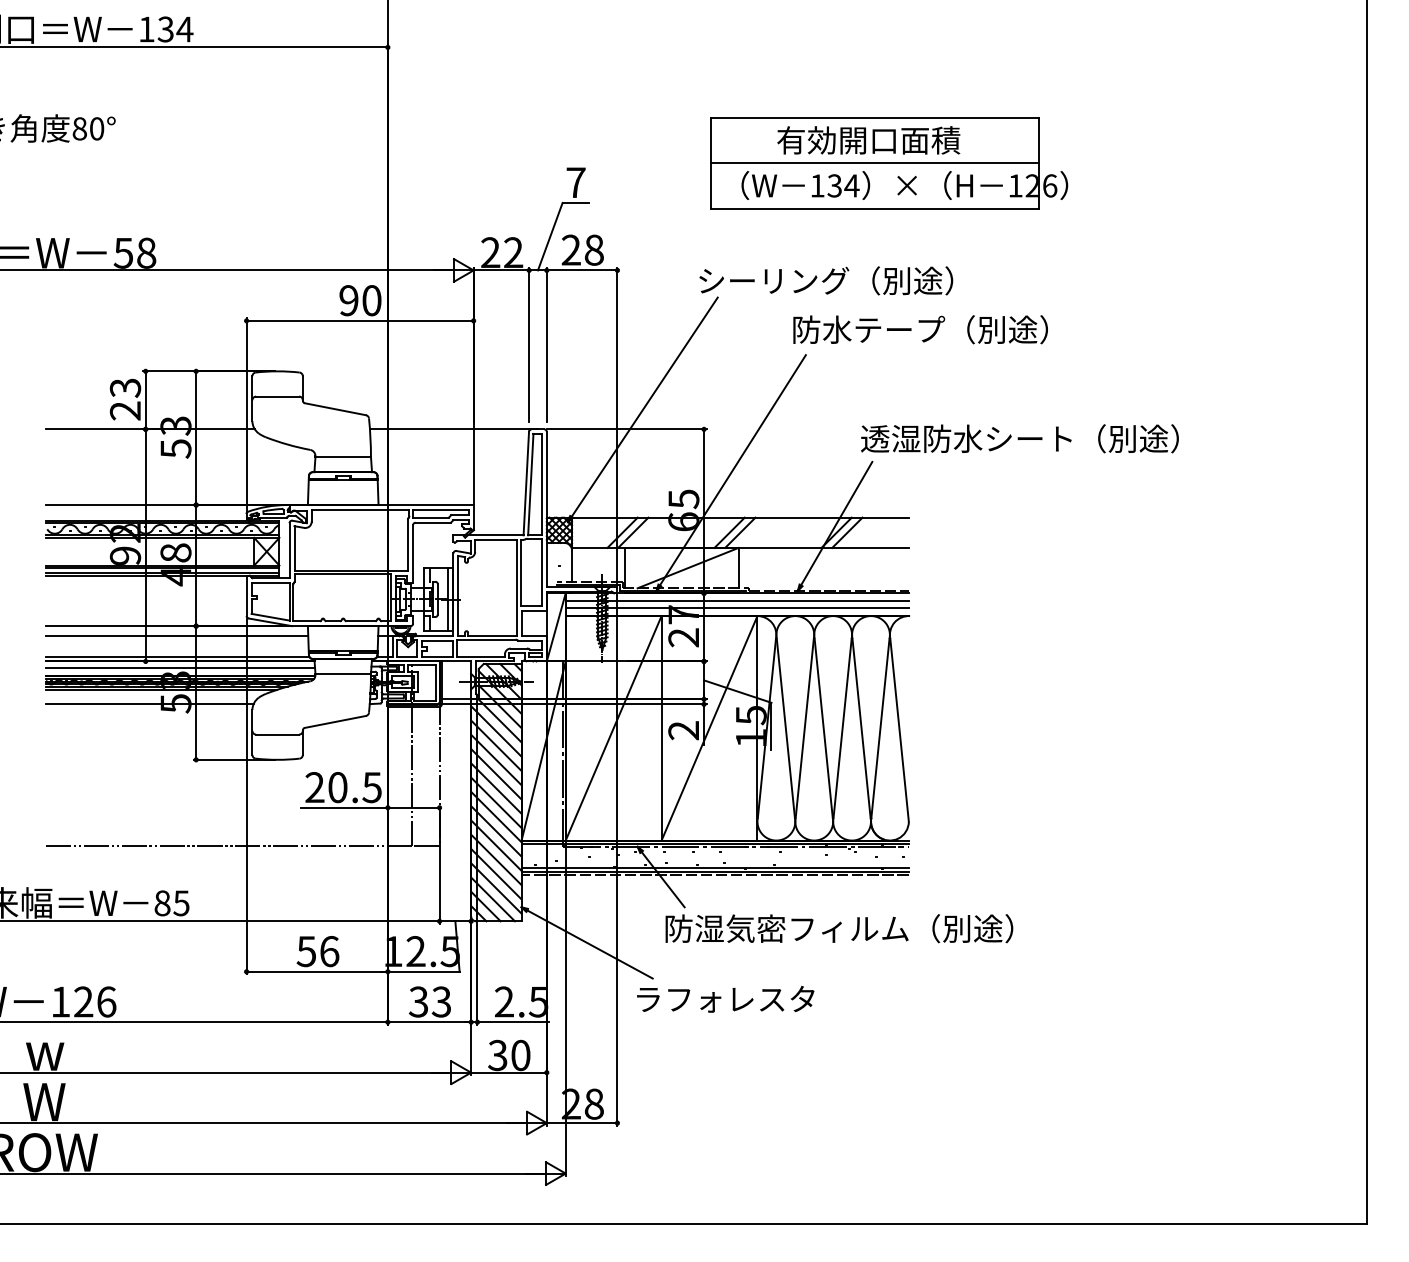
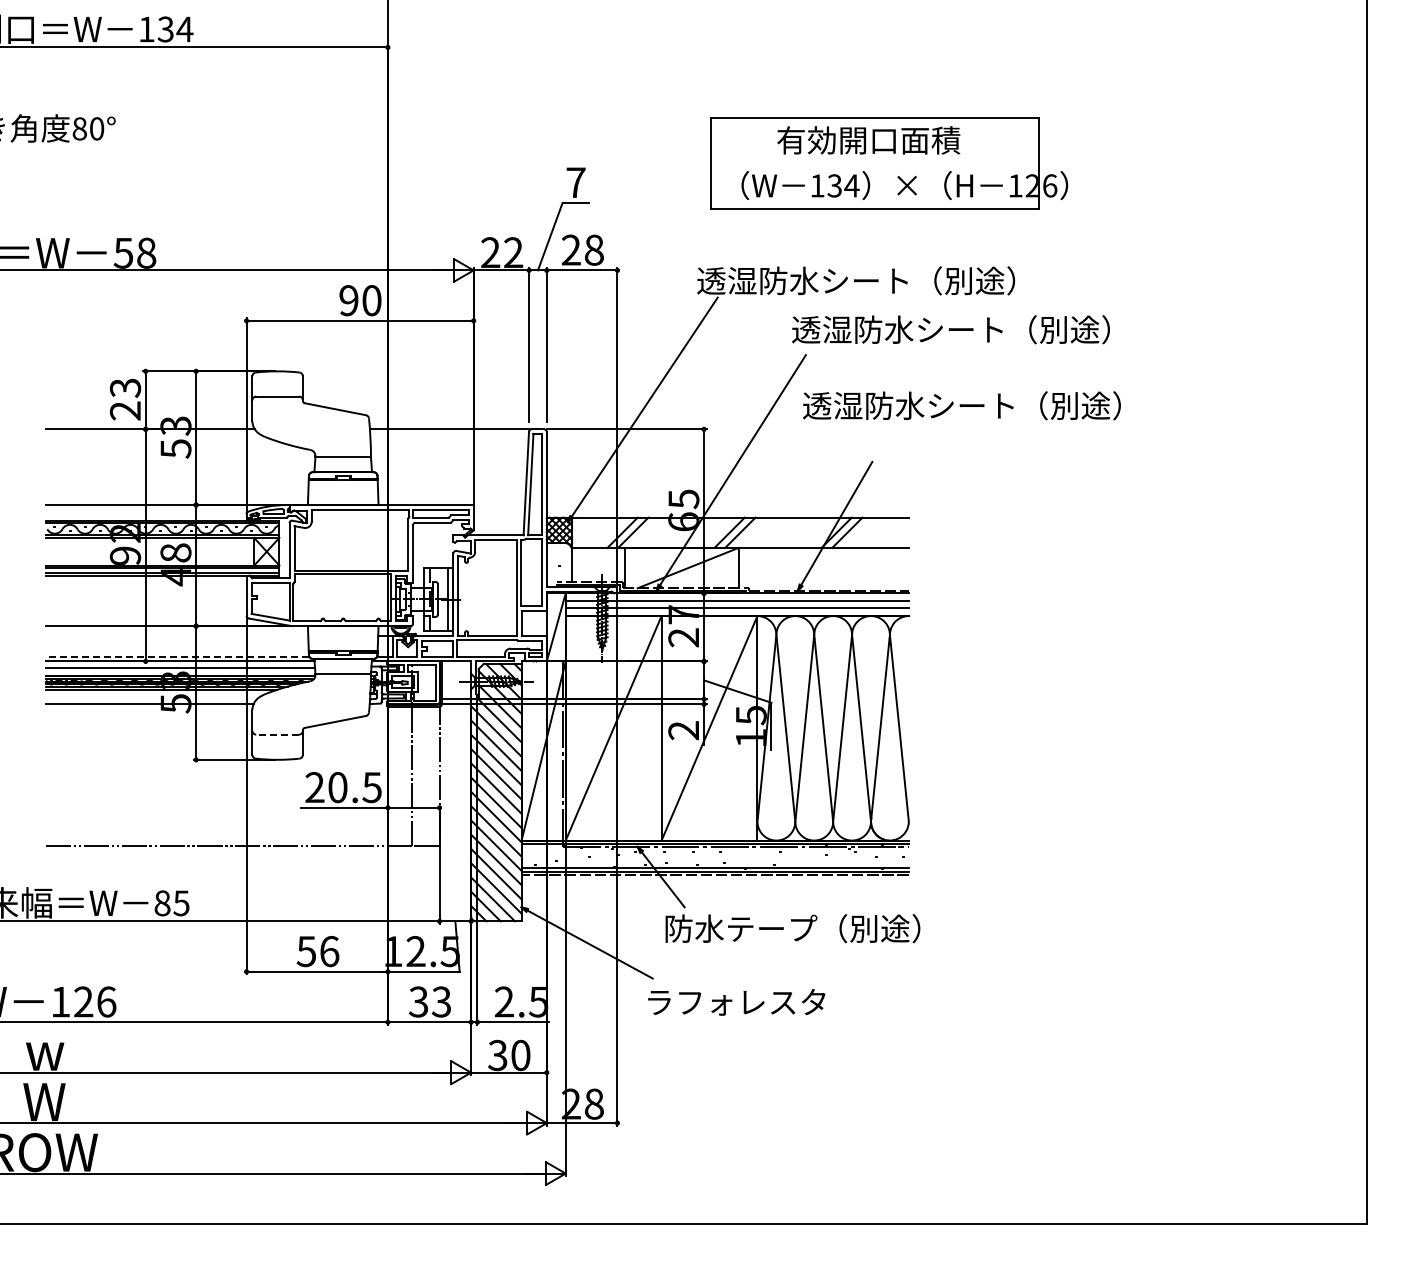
line: present -> none (874, 163)
text: シーリング（別途） -> 透湿防水シート（別途） (856, 280)
text: 防水テープ（別途） -> 透湿防水シート（別途） (950, 329)
text position: (1019, 438) -> (961, 405) (961, 405)
line: present -> none (177, 636)
line: solid -> dashed (177, 656)
line: solid -> dashed (277, 734)
text: 防湿気密フィルム（別途） -> 防水テープ（別途） (854, 928)
text position: (725, 999) -> (736, 1002) (736, 1002)
